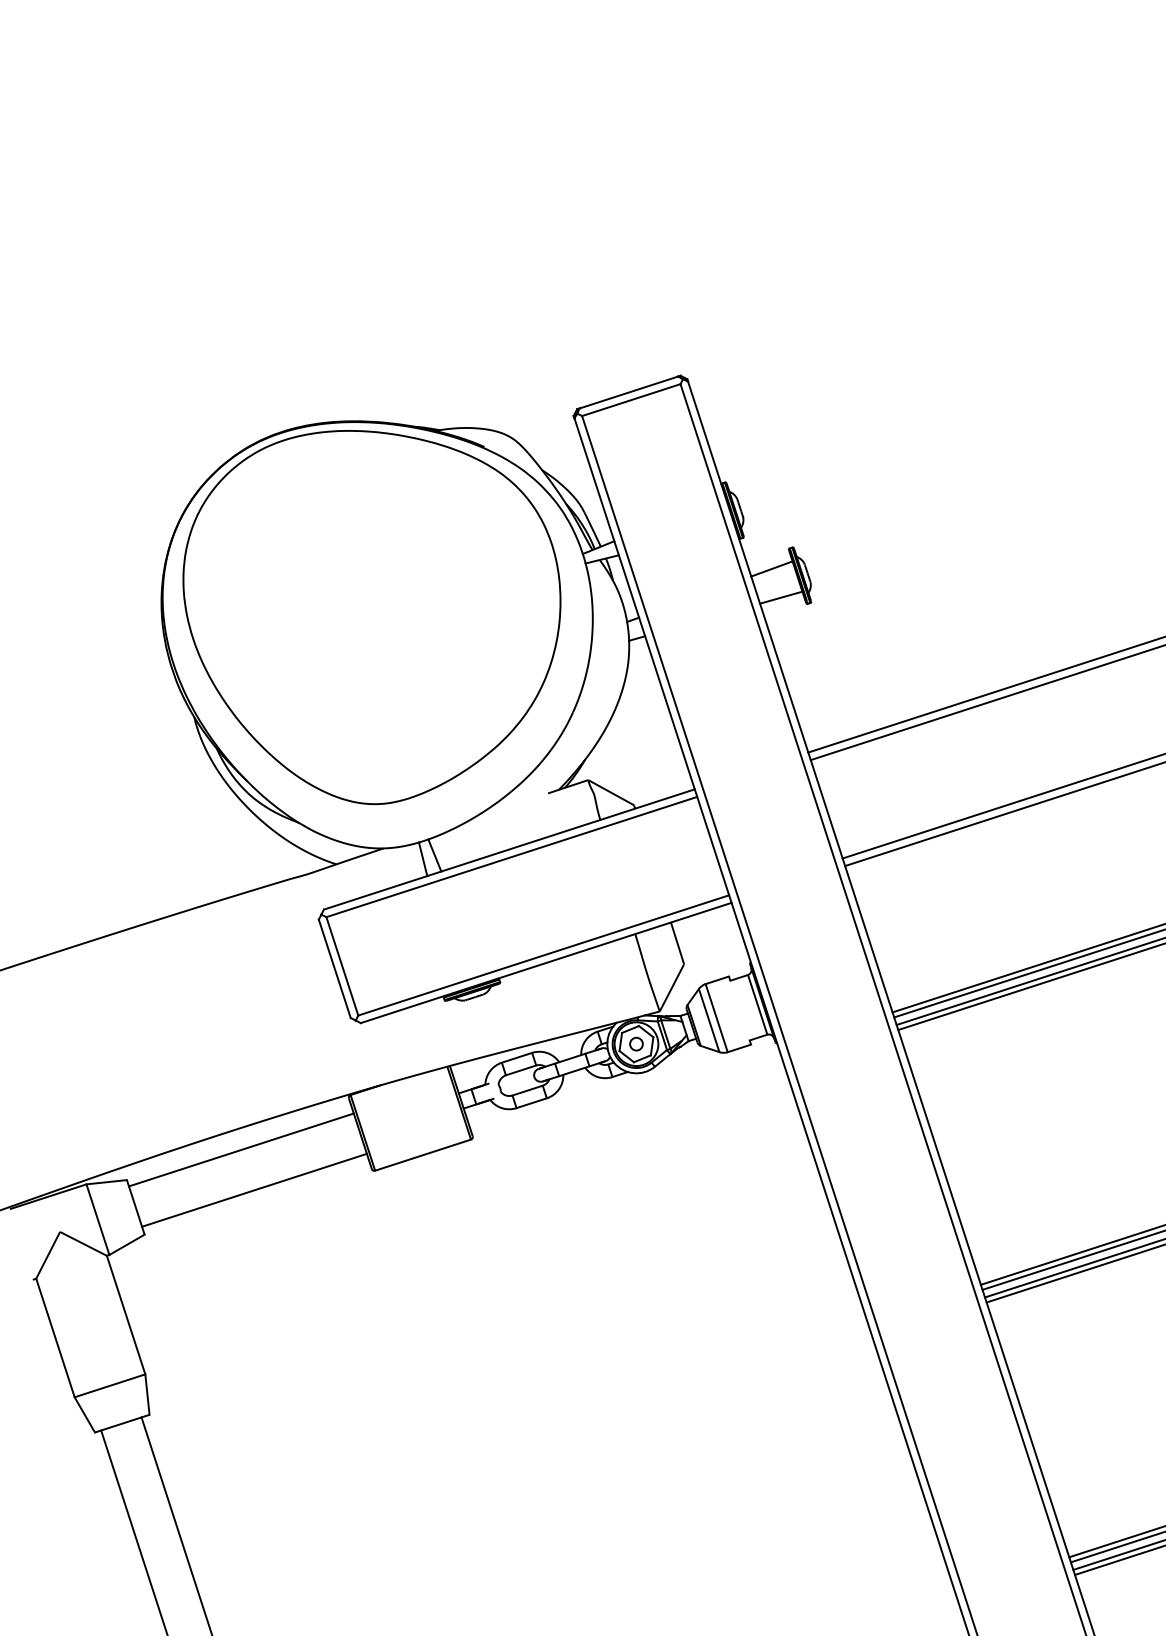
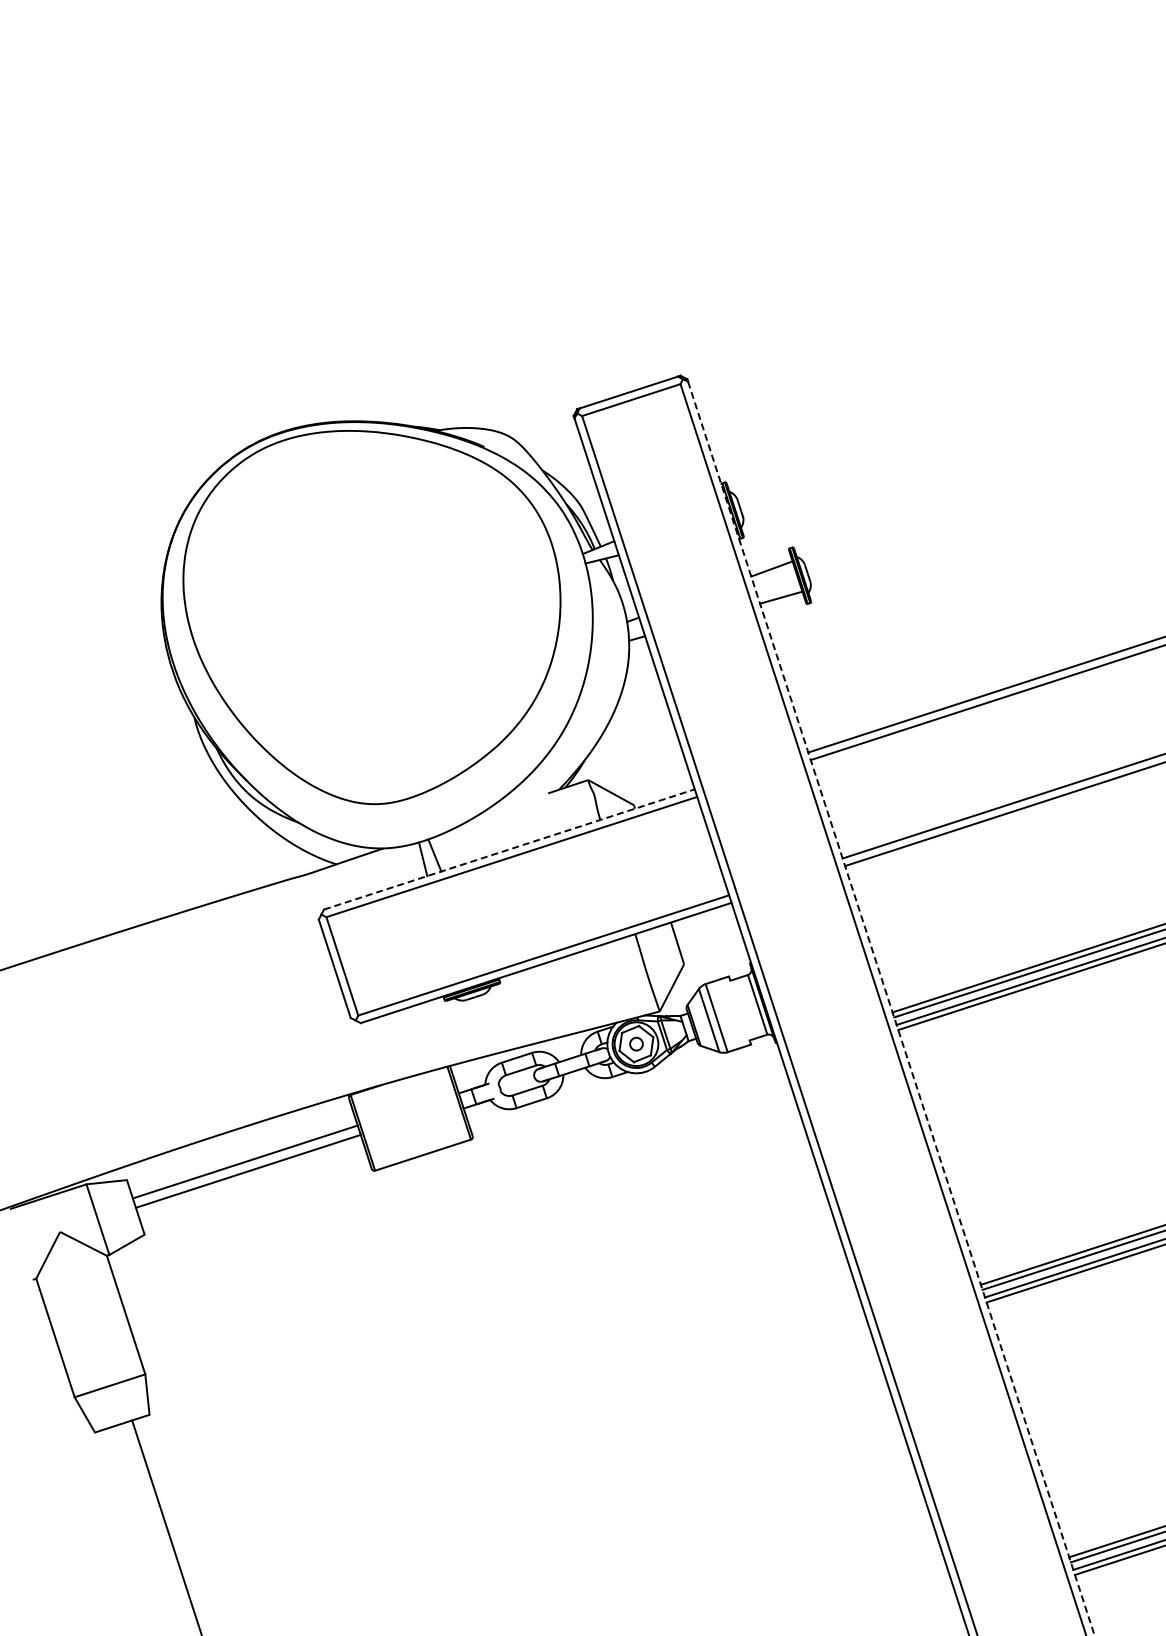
line: solid -> dashed (509, 849)
line: solid -> dashed (891, 1008)
line position: (241, 1149) -> (245, 1161) (245, 1161)
line position: (254, 1189) -> (248, 1170) (248, 1170)
line: present -> none (176, 1524)
line position: (133, 1531) -> (166, 1526) (166, 1526)
